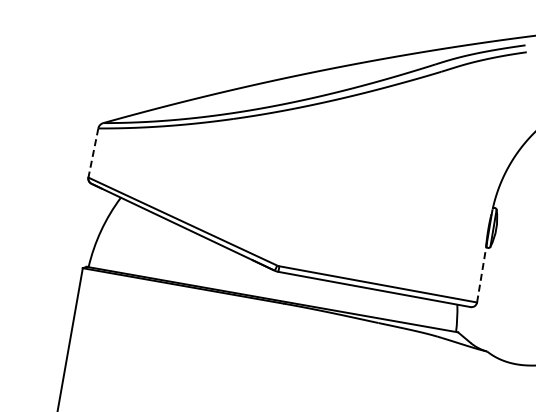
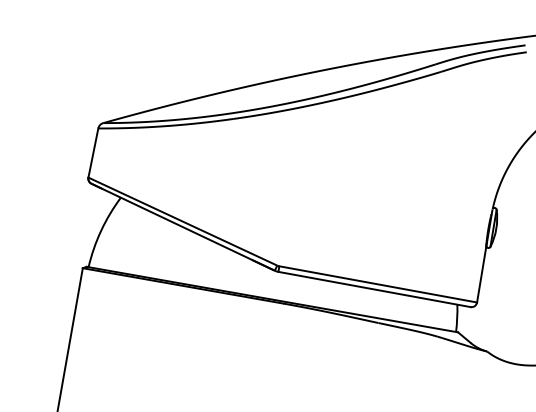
line: dashed -> solid (93, 153)
line: dashed -> solid (481, 274)
